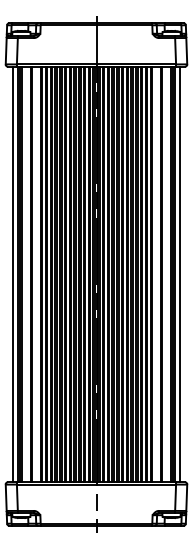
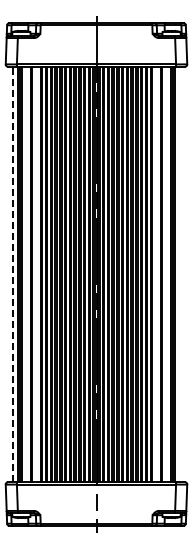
line: solid -> dashed (12, 274)
line: present -> none (180, 274)
